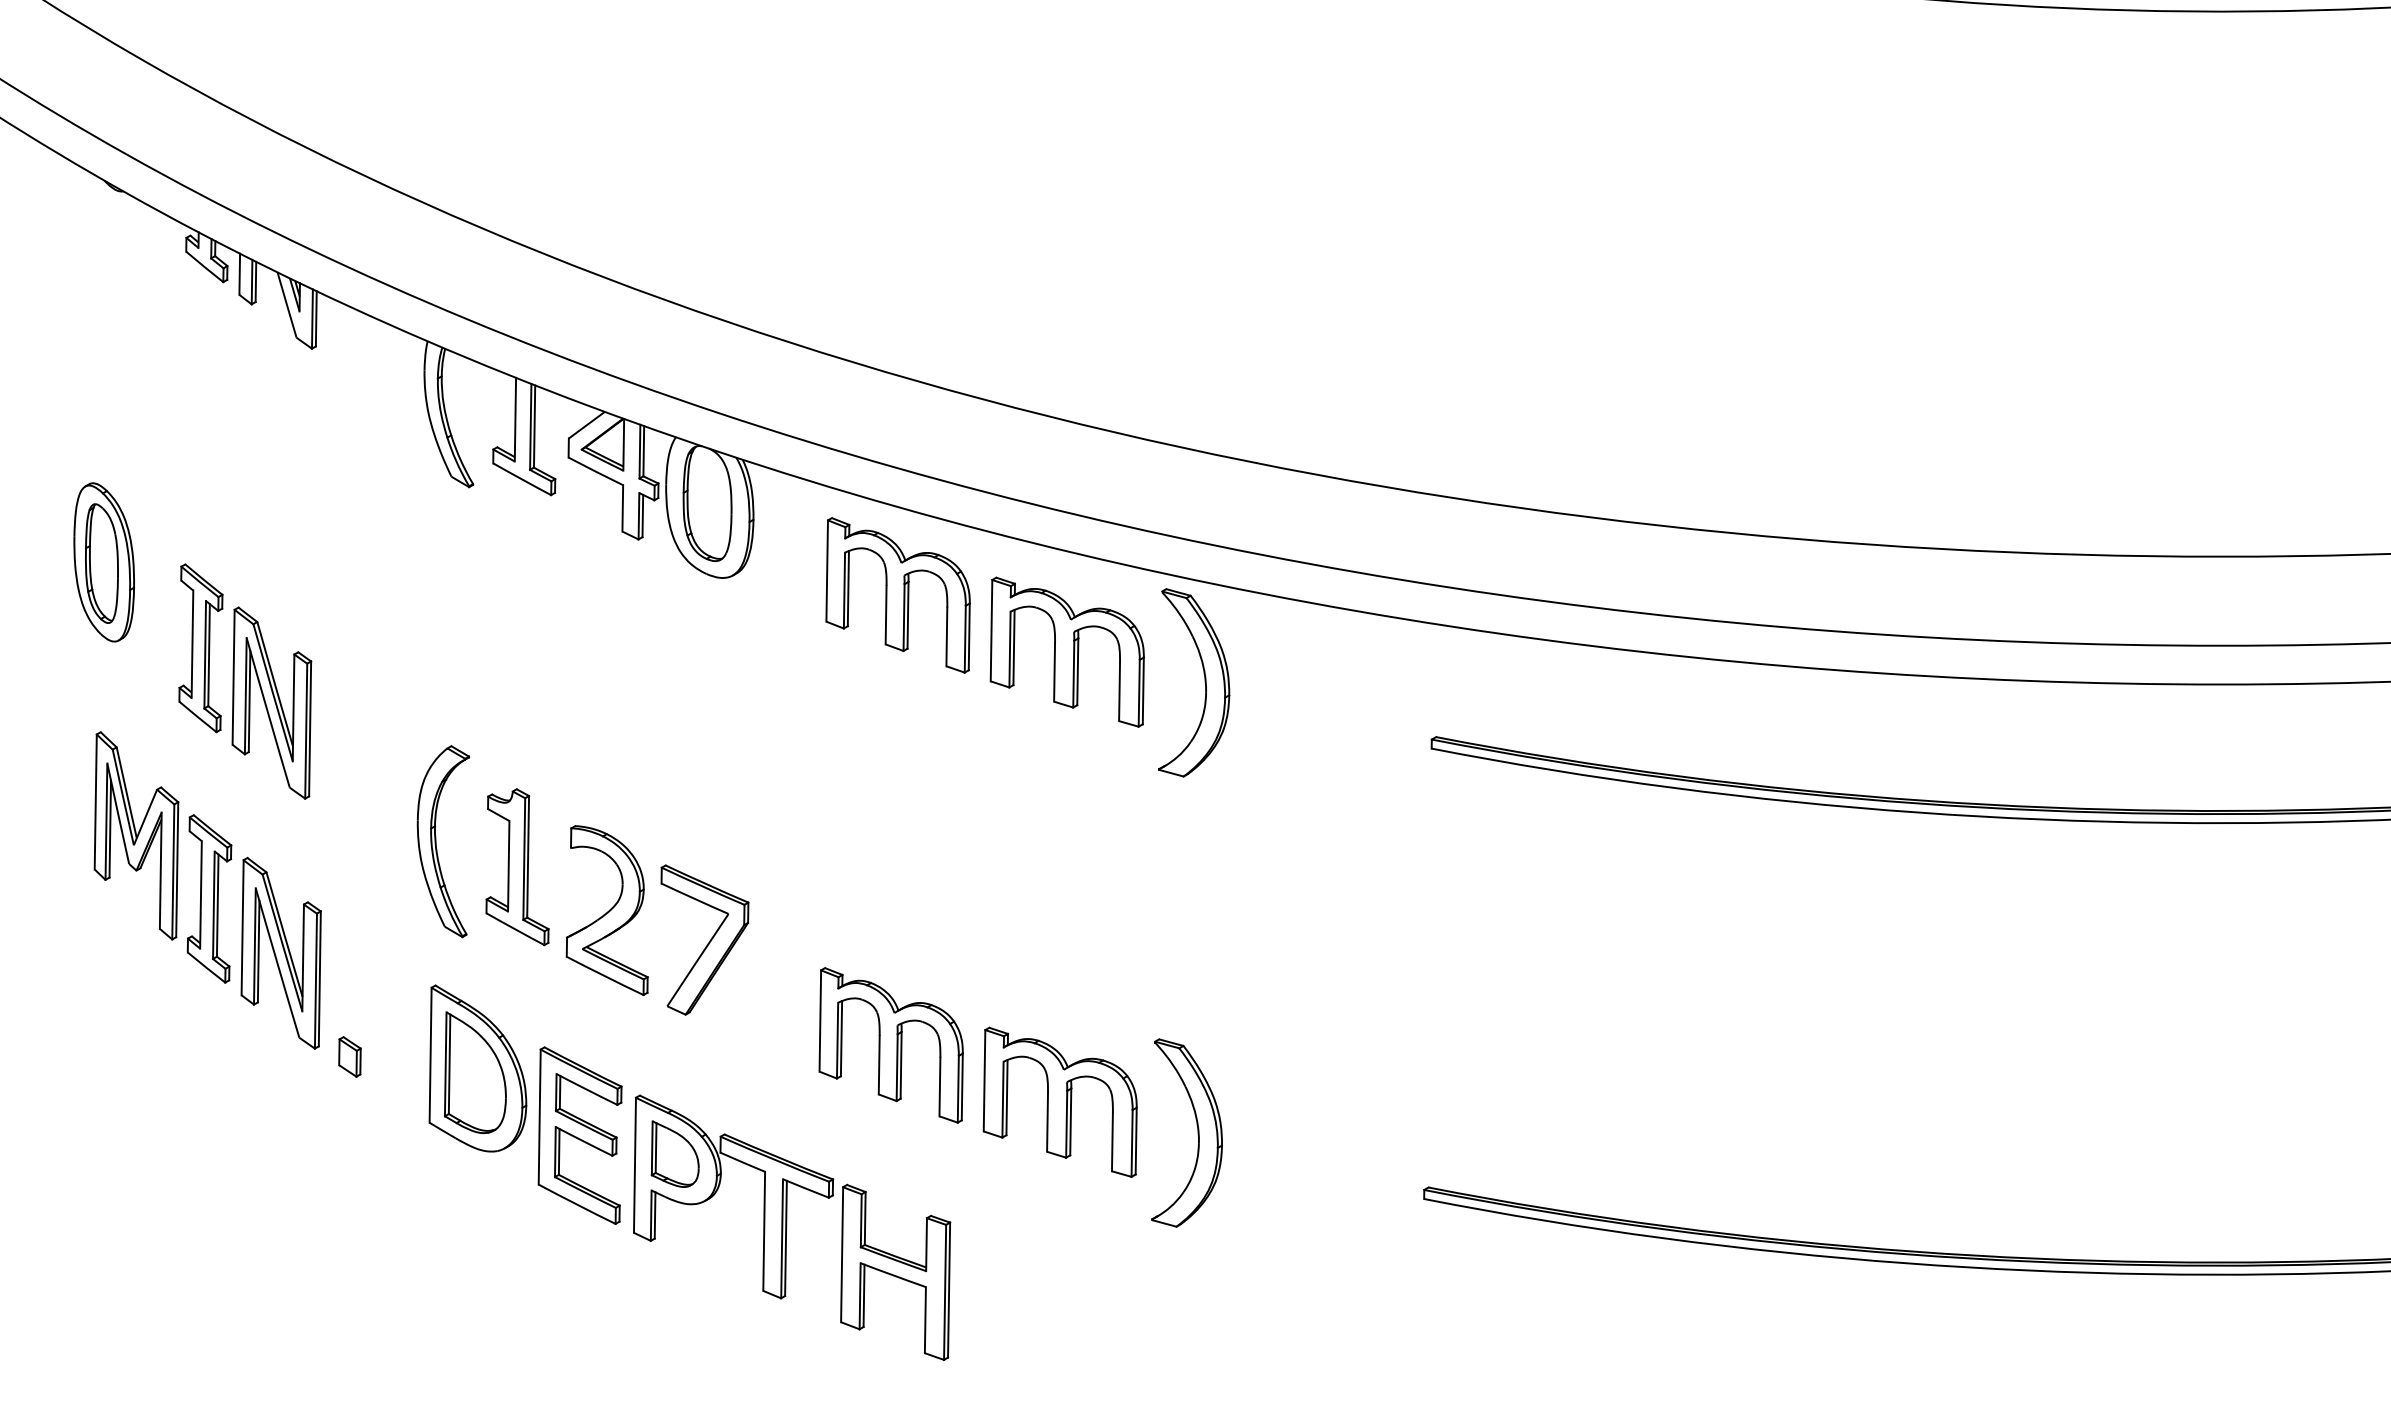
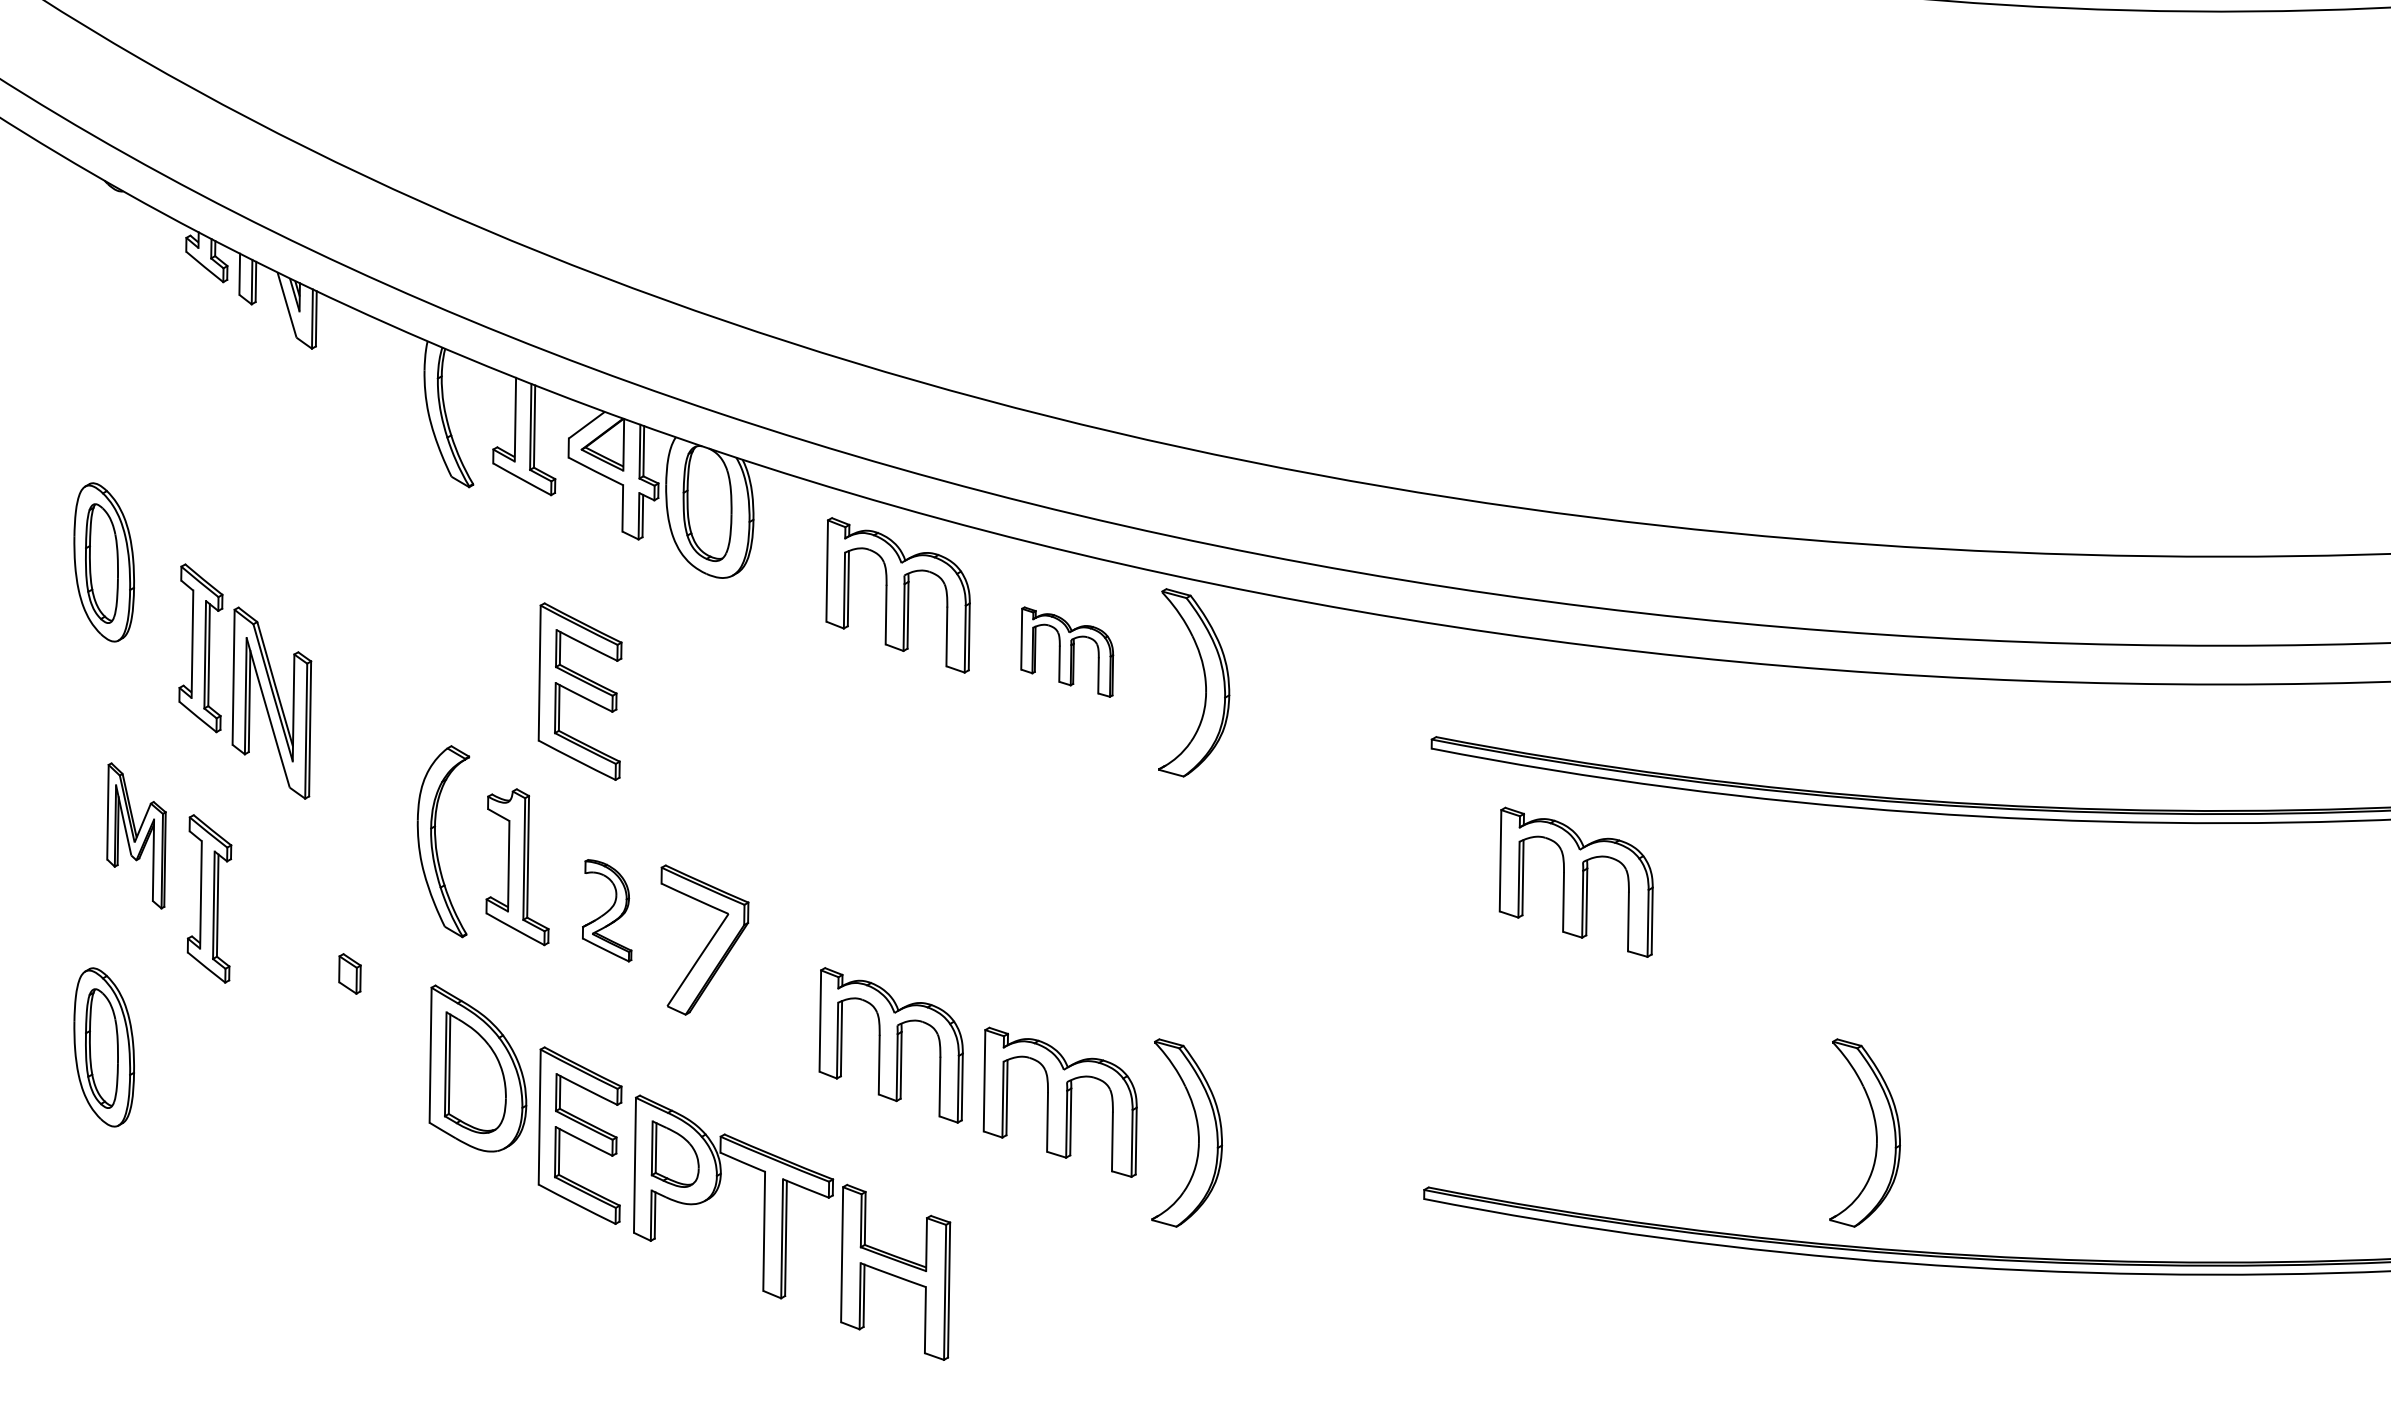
part size: 156x152 px -> 95x92 px (1067, 651)
part: none -> present (579, 691)
part size: 87x210 px -> 61x148 px (136, 835)
part: none -> present (1575, 881)
part size: 84x172 px -> 51x104 px (607, 910)
part: present -> none (280, 952)
part: none -> present (103, 1047)
part position: (349, 1056) -> (349, 973) (349, 973)
part: none -> present (1875, 1132)
